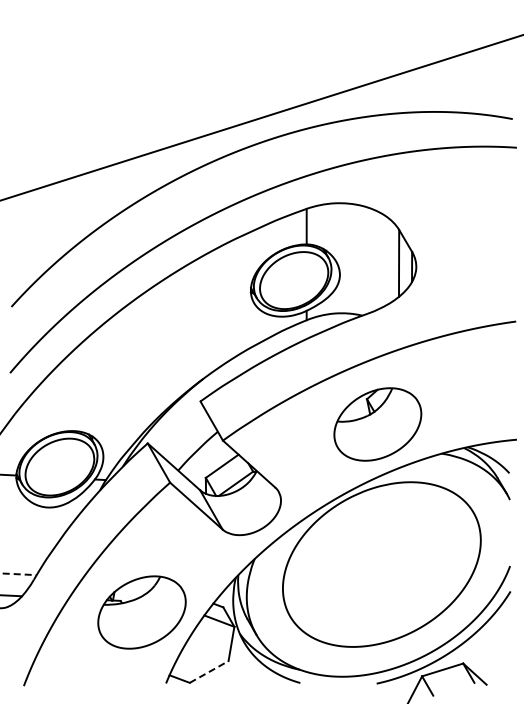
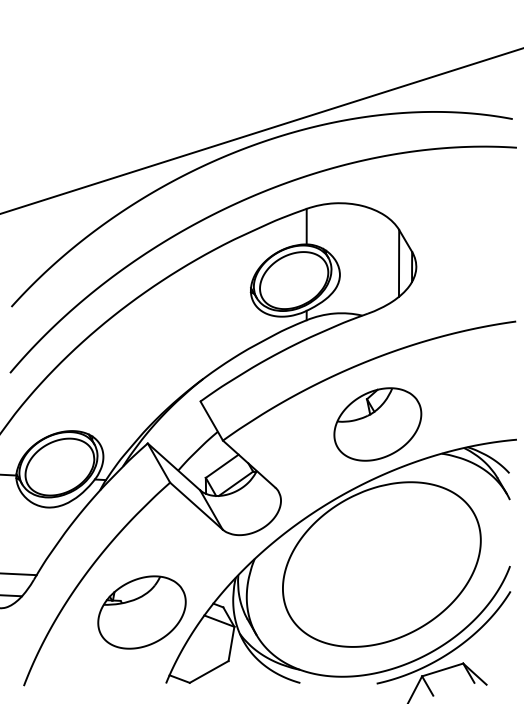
line position: (261, 117) -> (261, 131) (261, 131)
line: dashed -> solid (18, 574)
line: dashed -> solid (209, 671)
